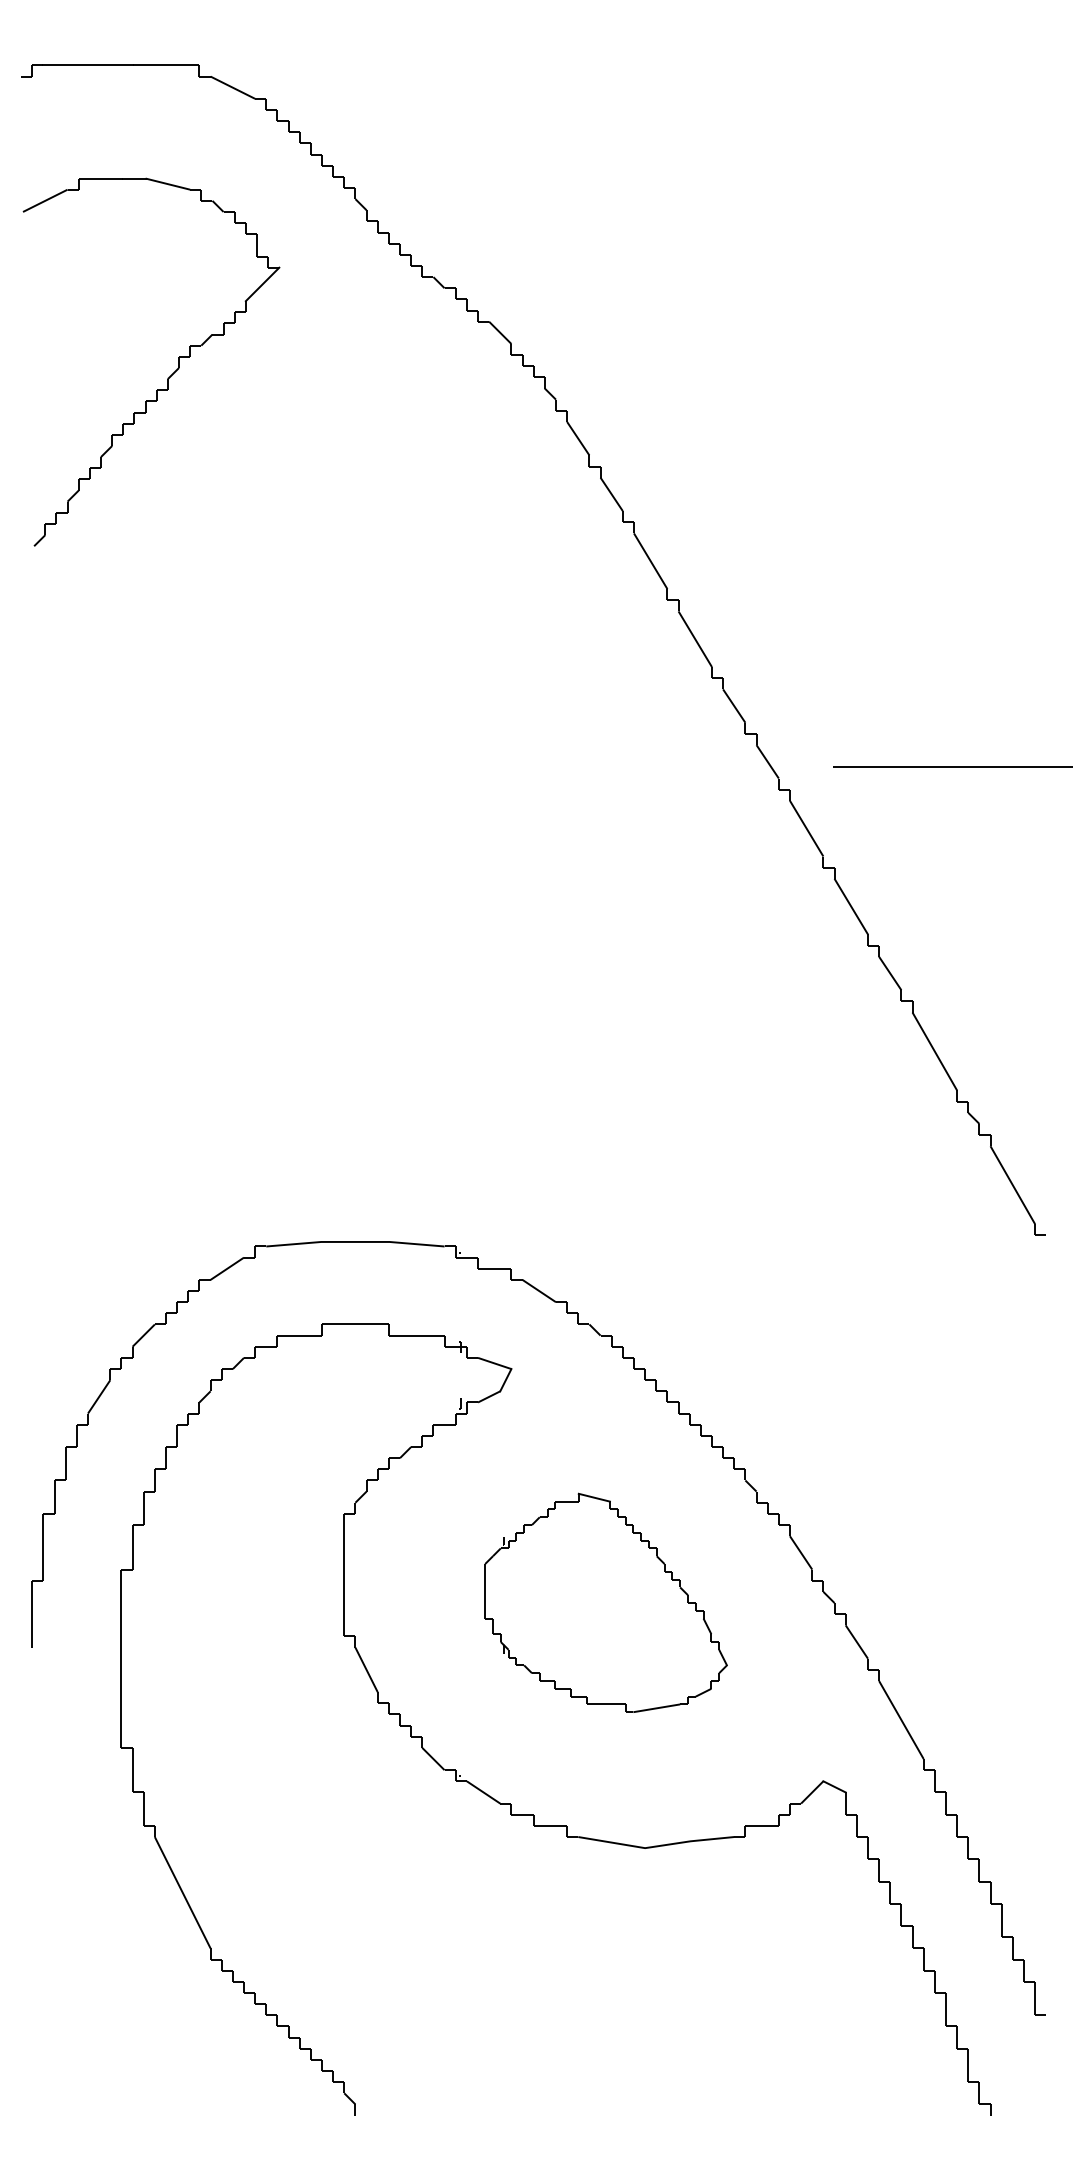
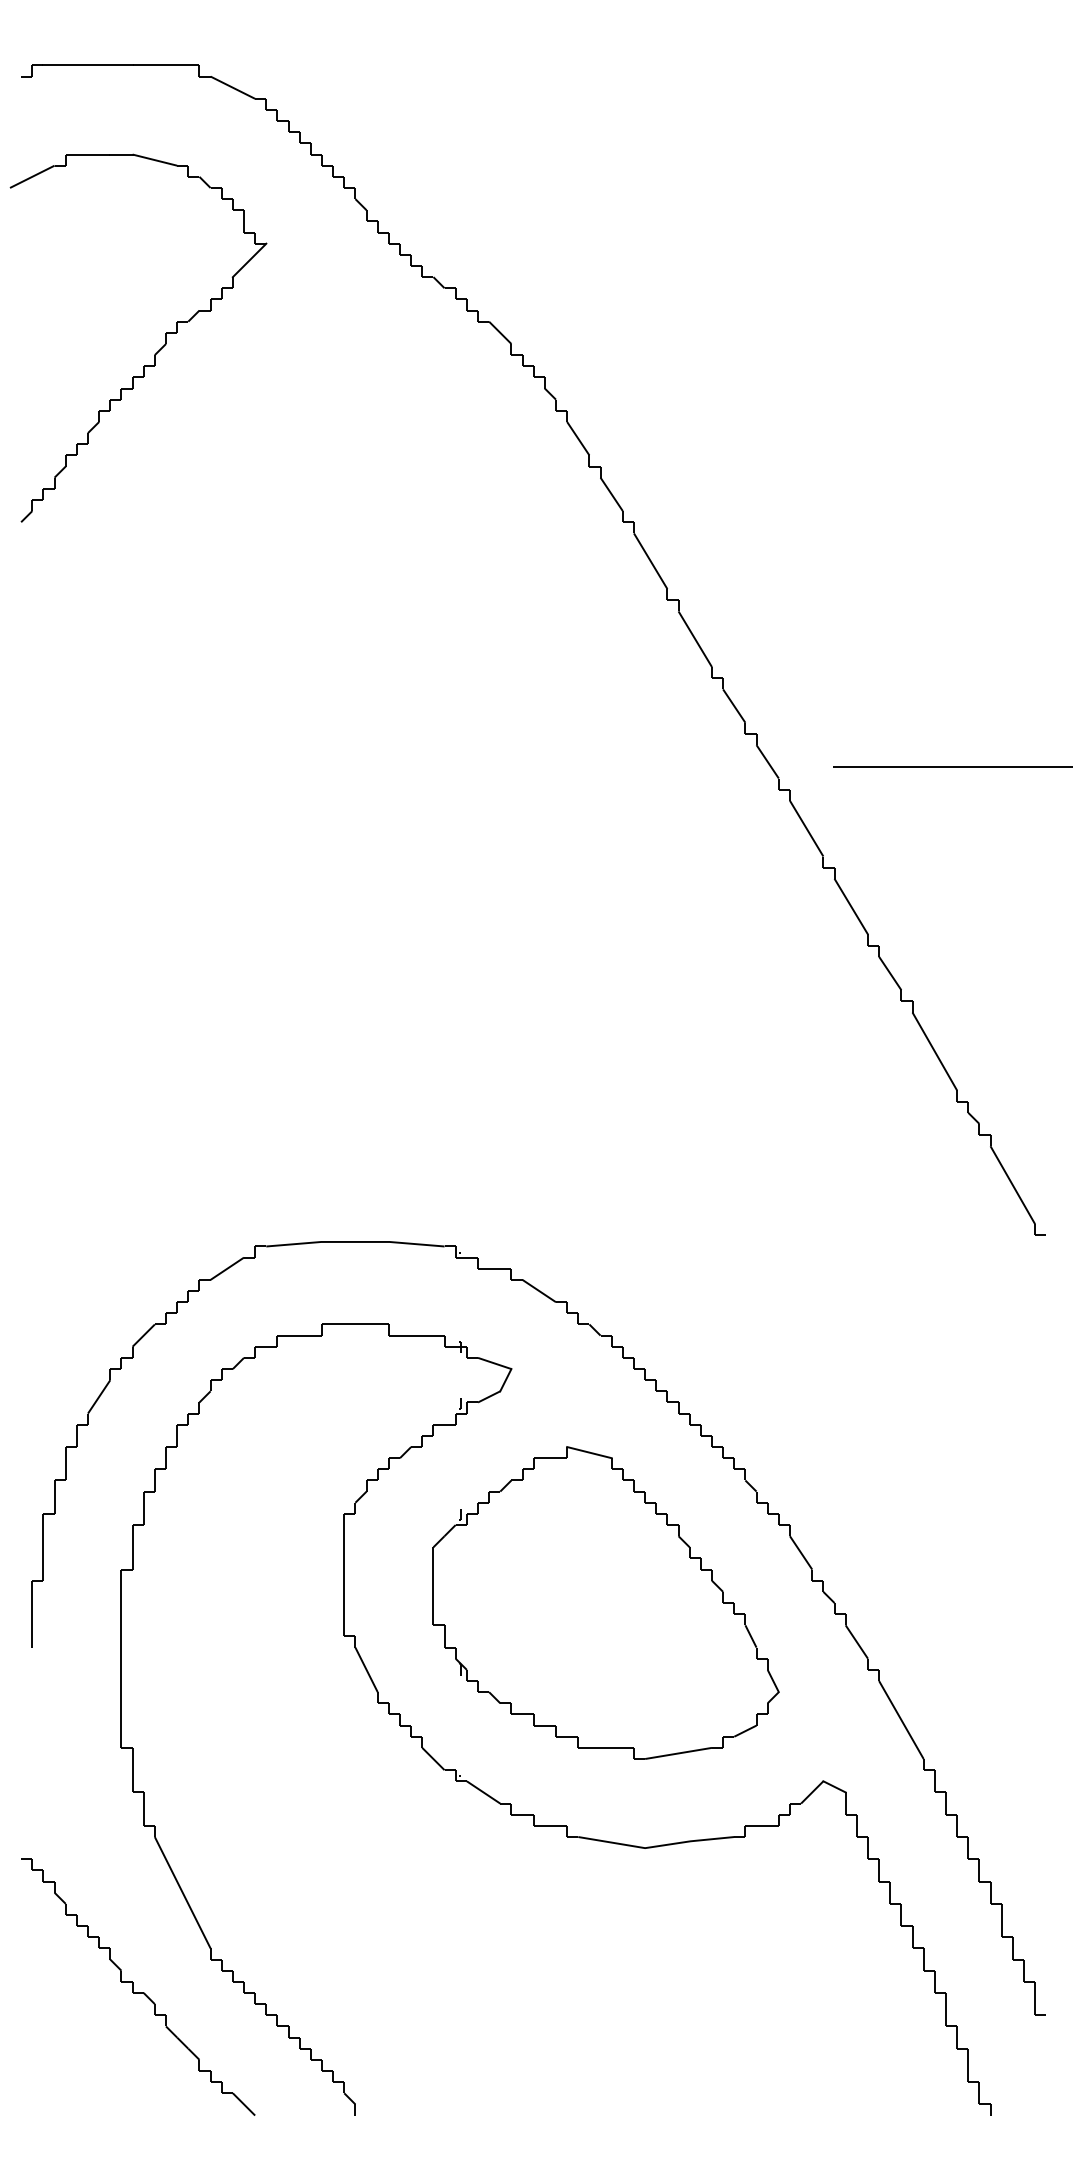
part position: (168, 377) -> (155, 353) (155, 353)
part size: 244x221 px -> 348x314 px (605, 1602)
part: none -> present (138, 1986)
